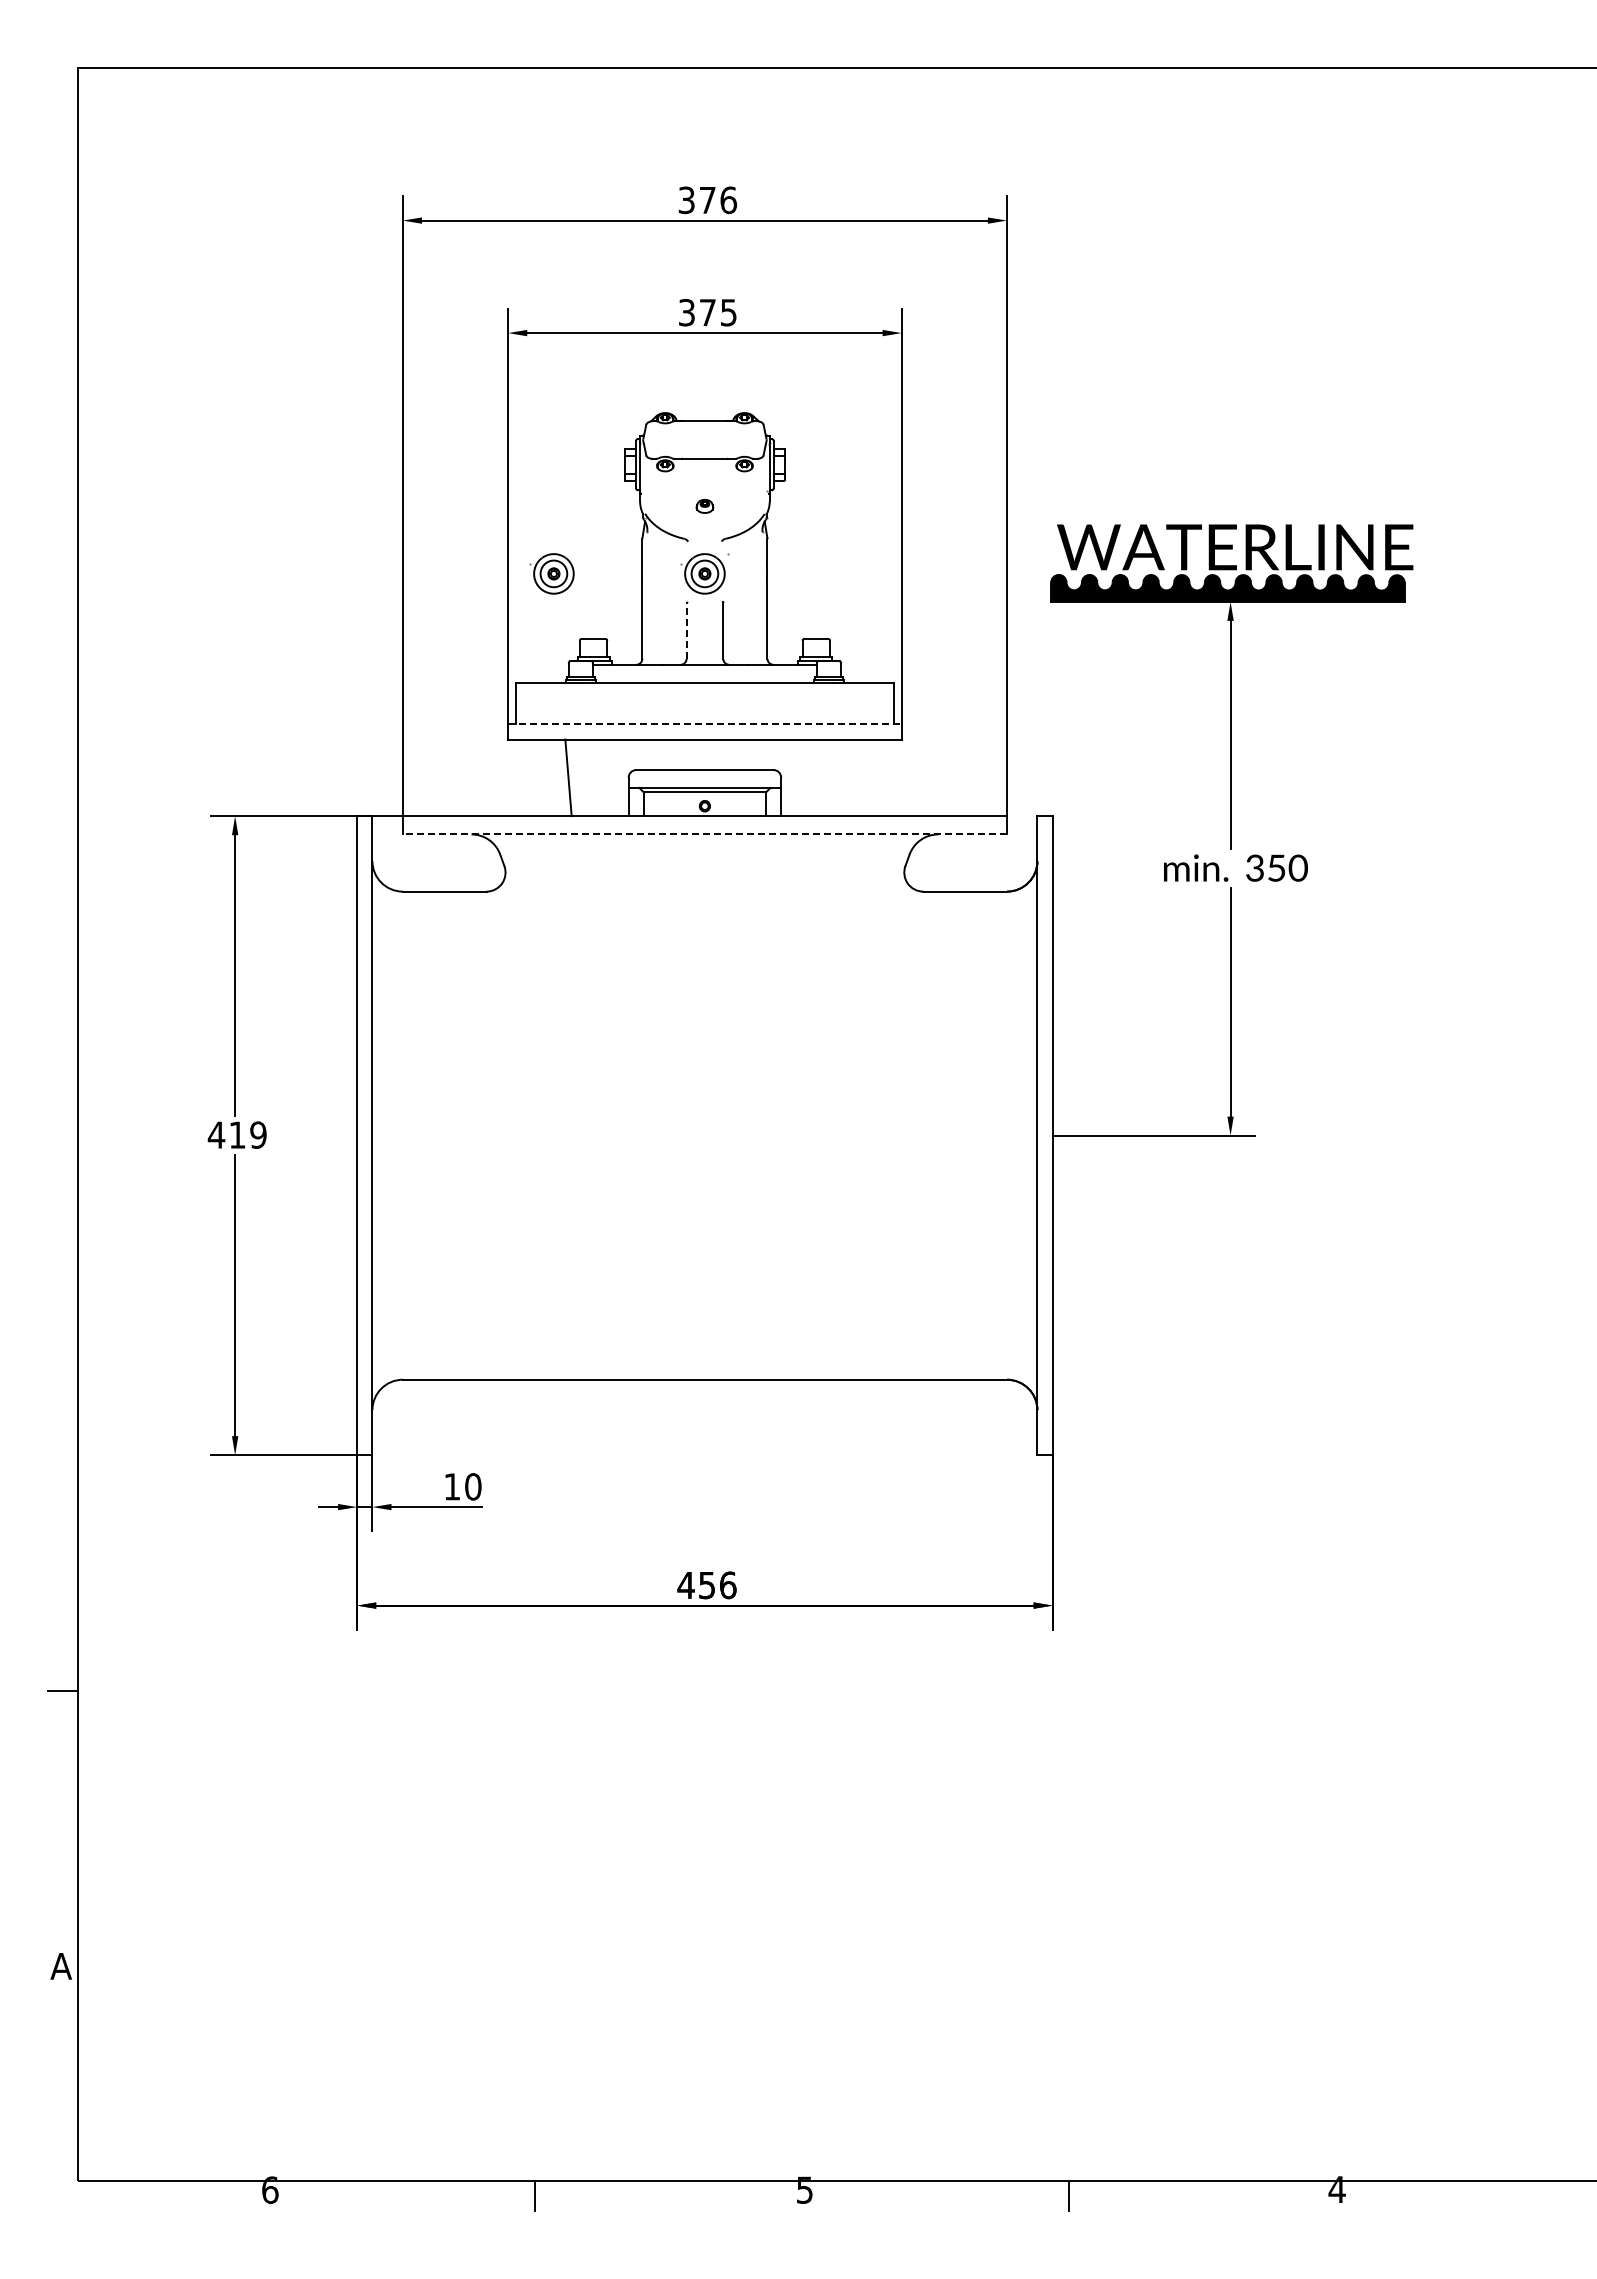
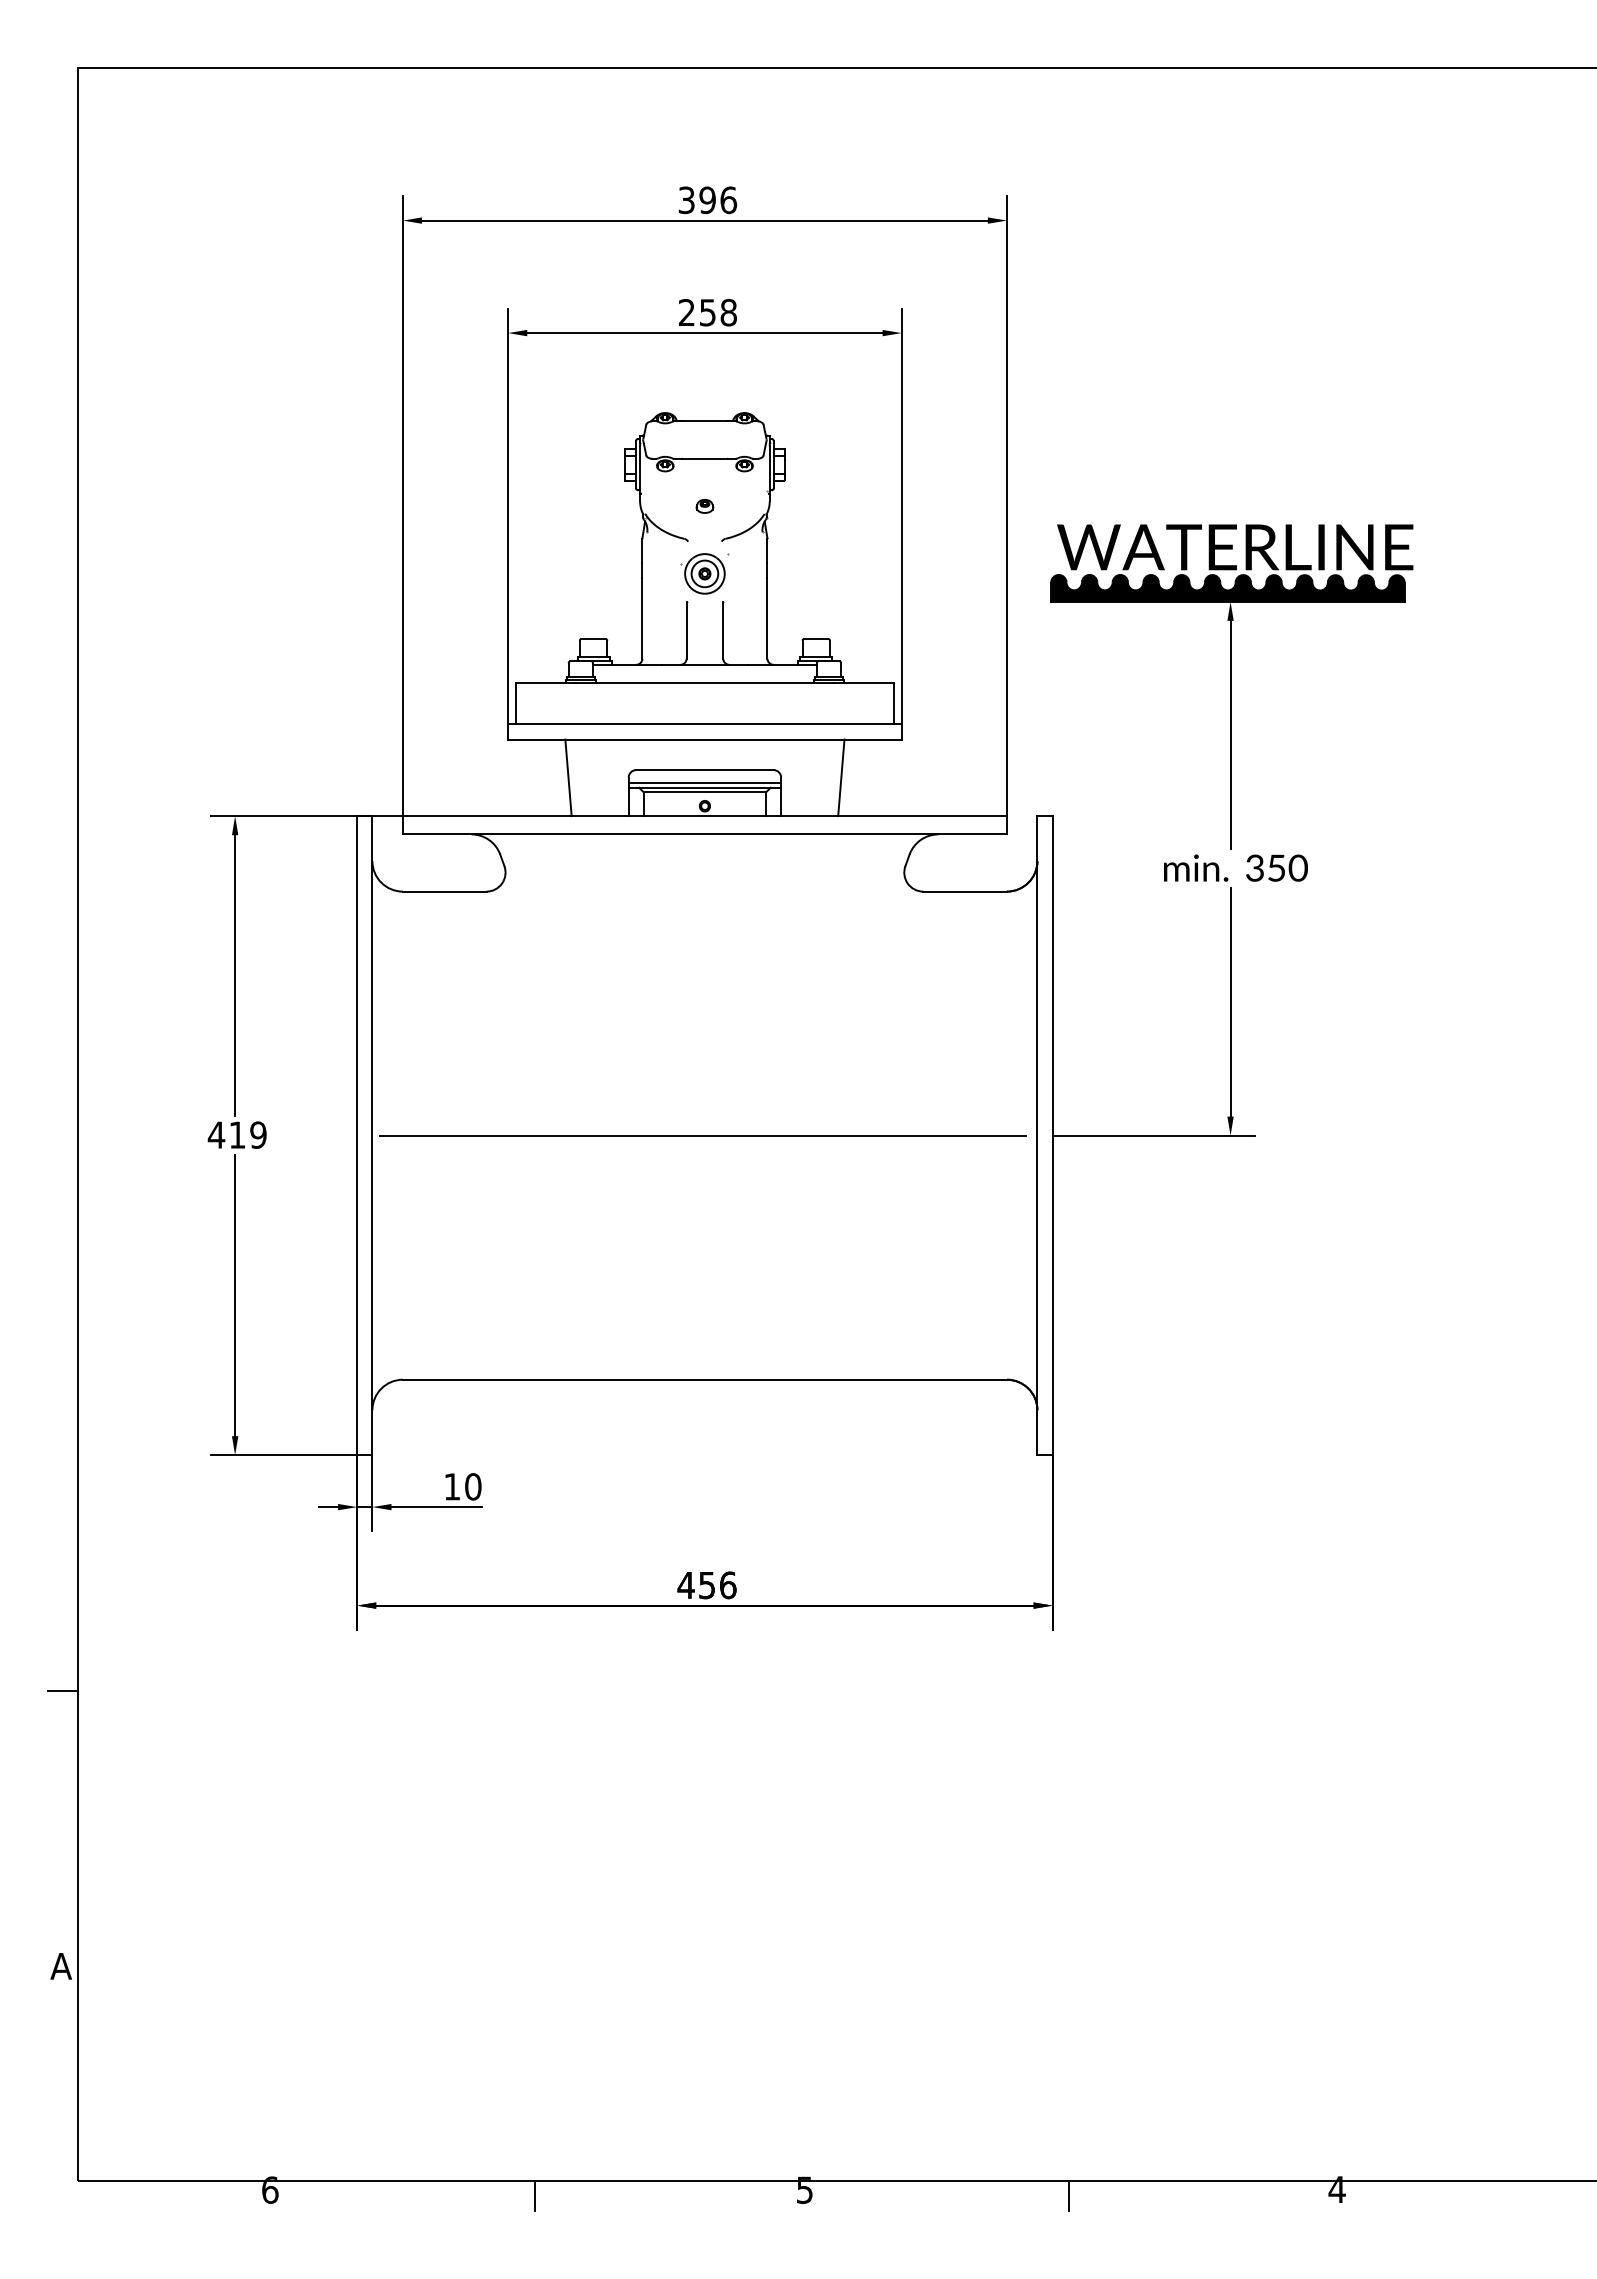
text: 376 -> 396 (707, 200)
text: 375 -> 258 (708, 312)
part: present -> none (551, 573)
line: dashed -> solid (686, 629)
line: dashed -> solid (704, 724)
line: none -> present (841, 777)
line: none -> present (704, 783)
line: dashed -> solid (704, 834)
line: none -> present (703, 1135)
